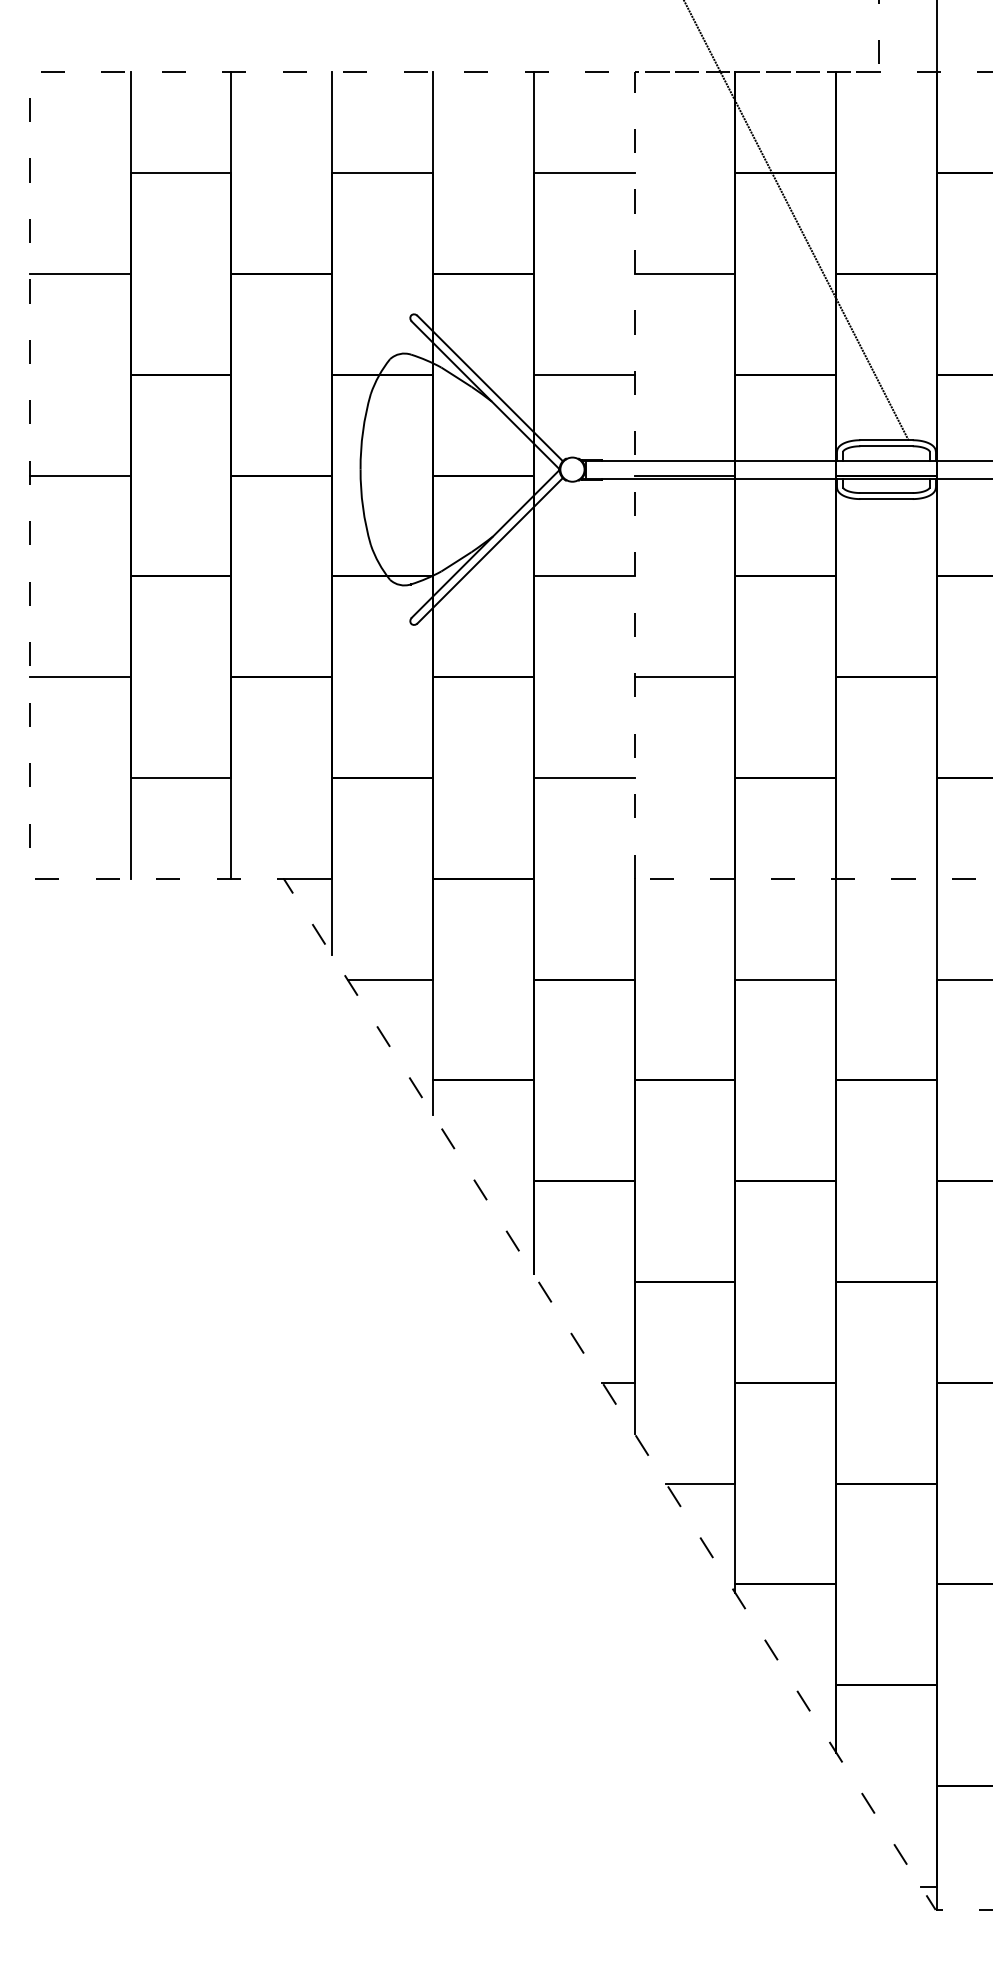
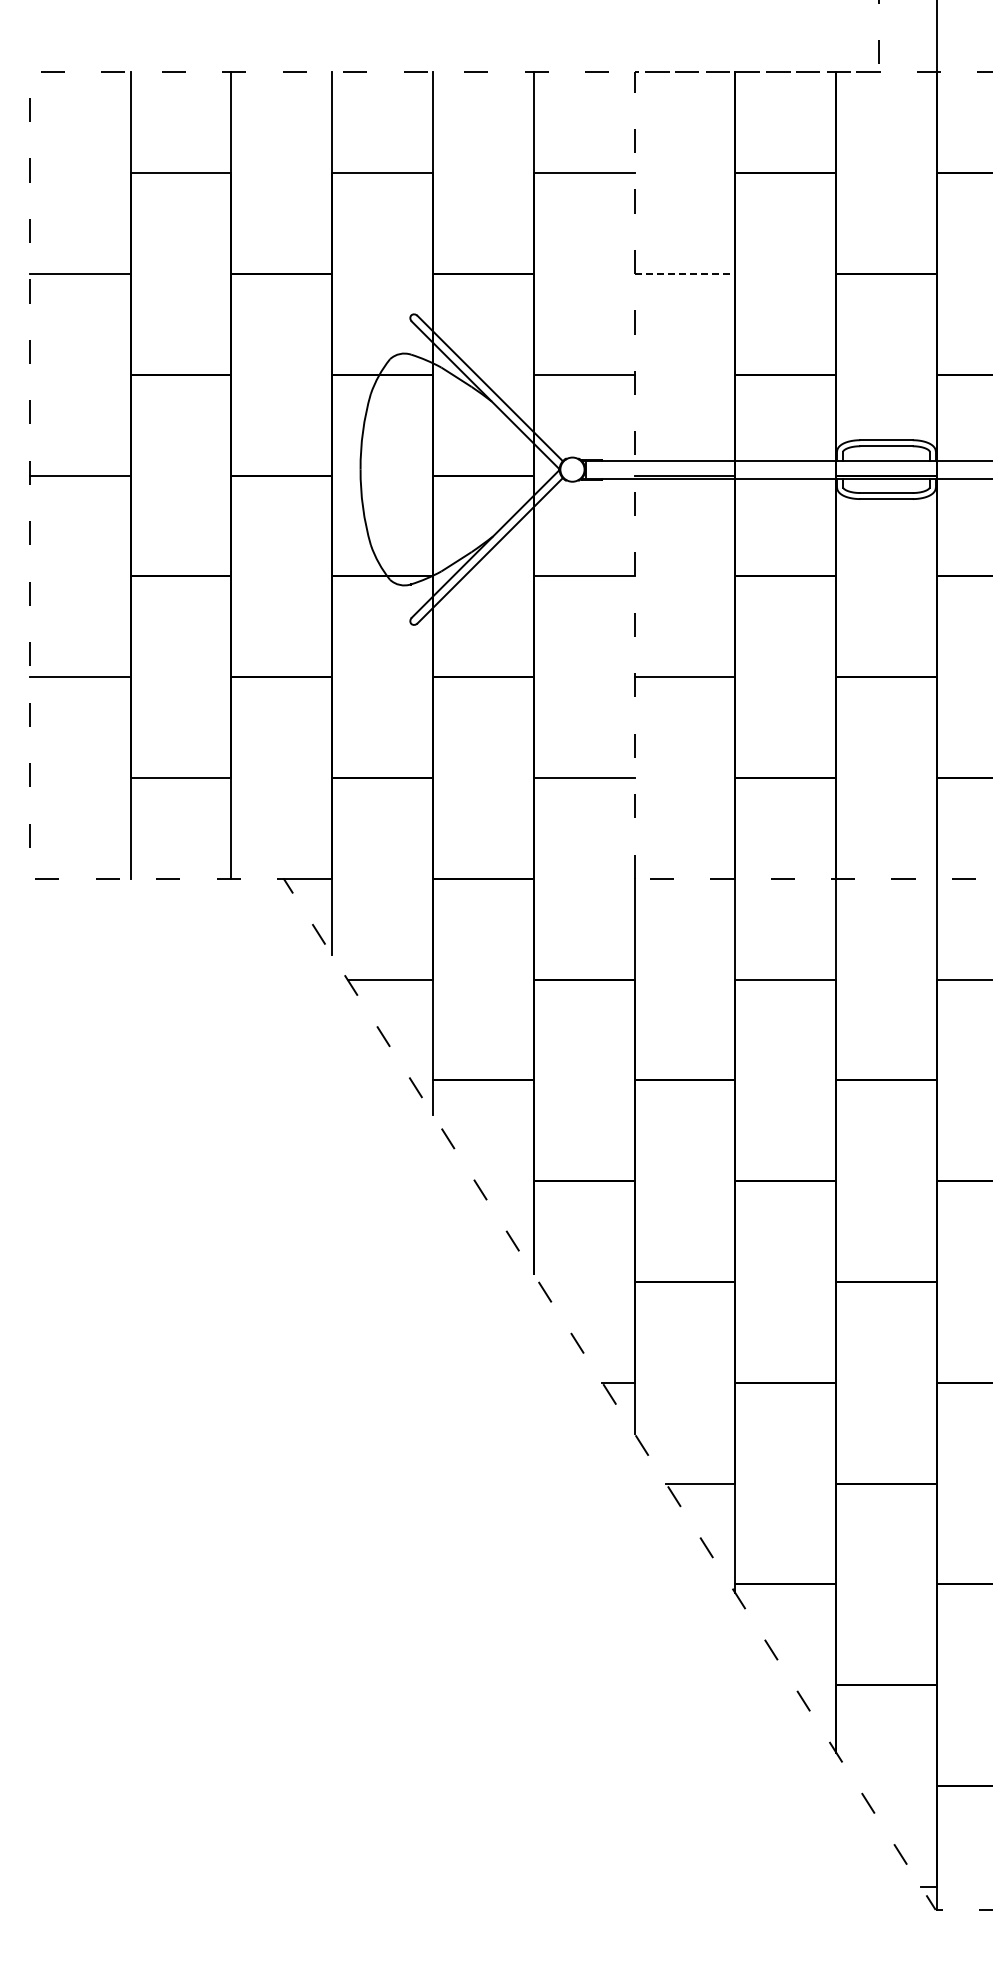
line: present -> none (796, 221)
line: solid -> dashed (685, 274)
